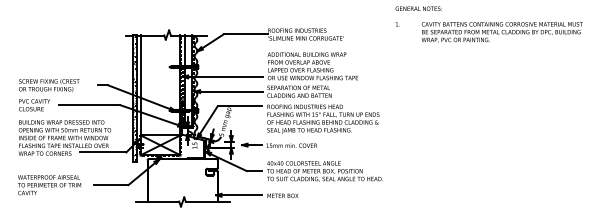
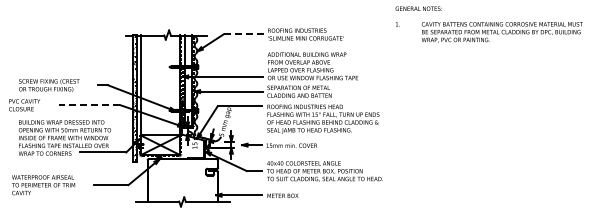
line: solid -> dashed (246, 34)
text position: (34, 105) -> (24, 105) (24, 105)
line: solid -> dashed (89, 105)
text position: (49, 185) -> (43, 185) (43, 185)
